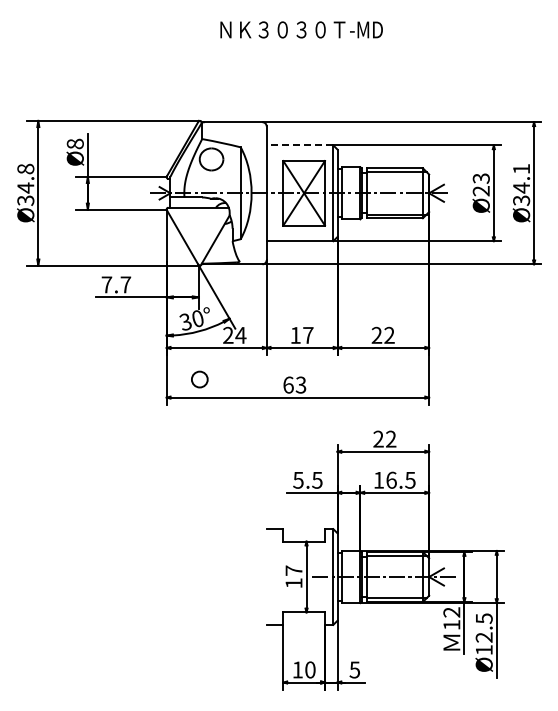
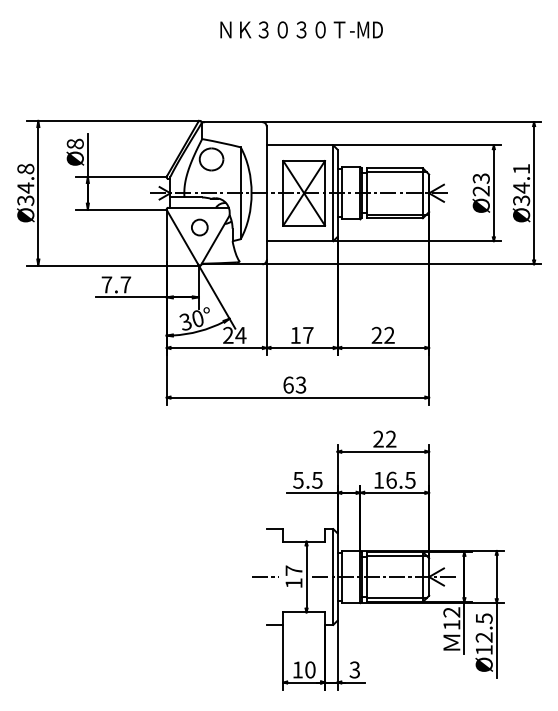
line: dashed -> solid (299, 145)
circle position: (199, 379) -> (199, 227) (199, 227)
line: none -> present (265, 577)
text: 5 -> 3 (354, 669)
